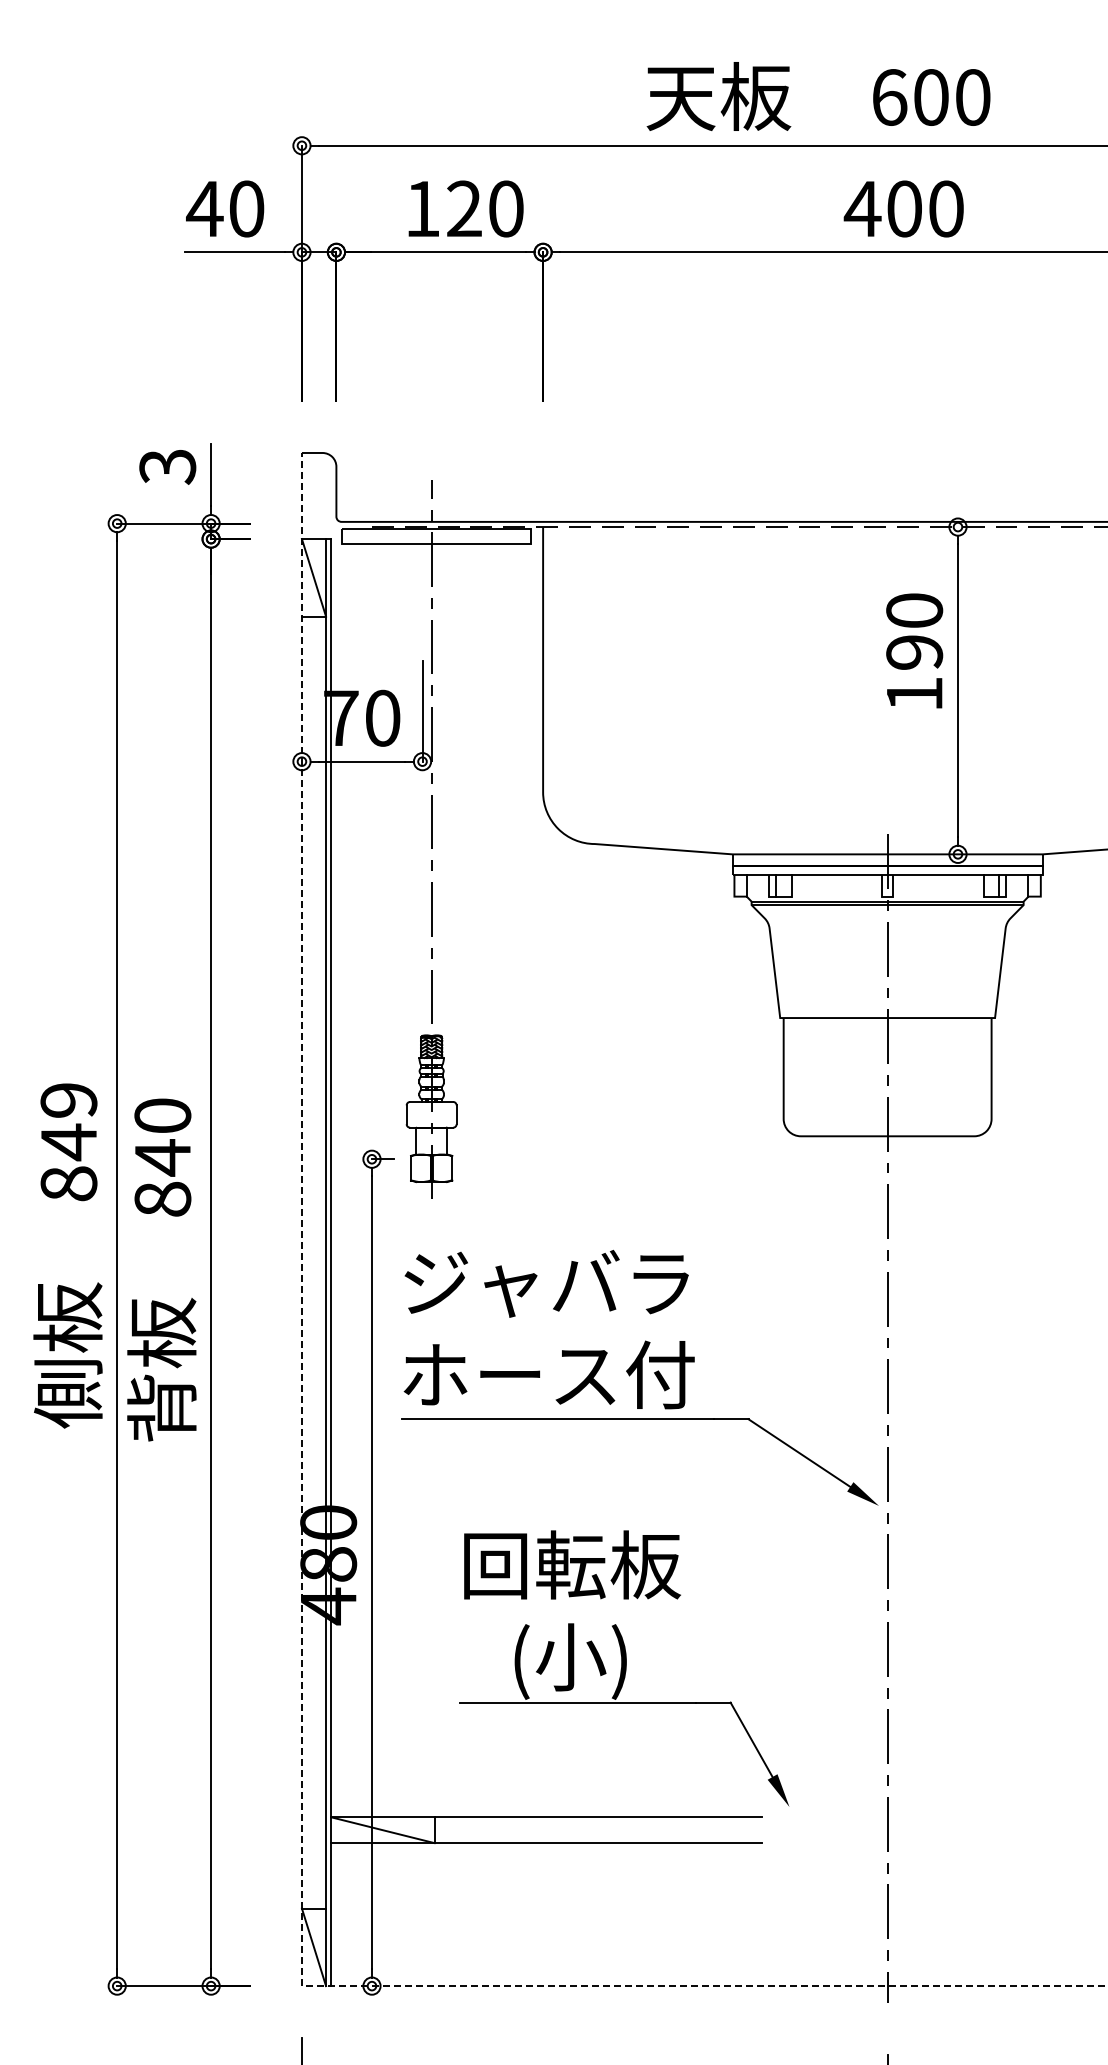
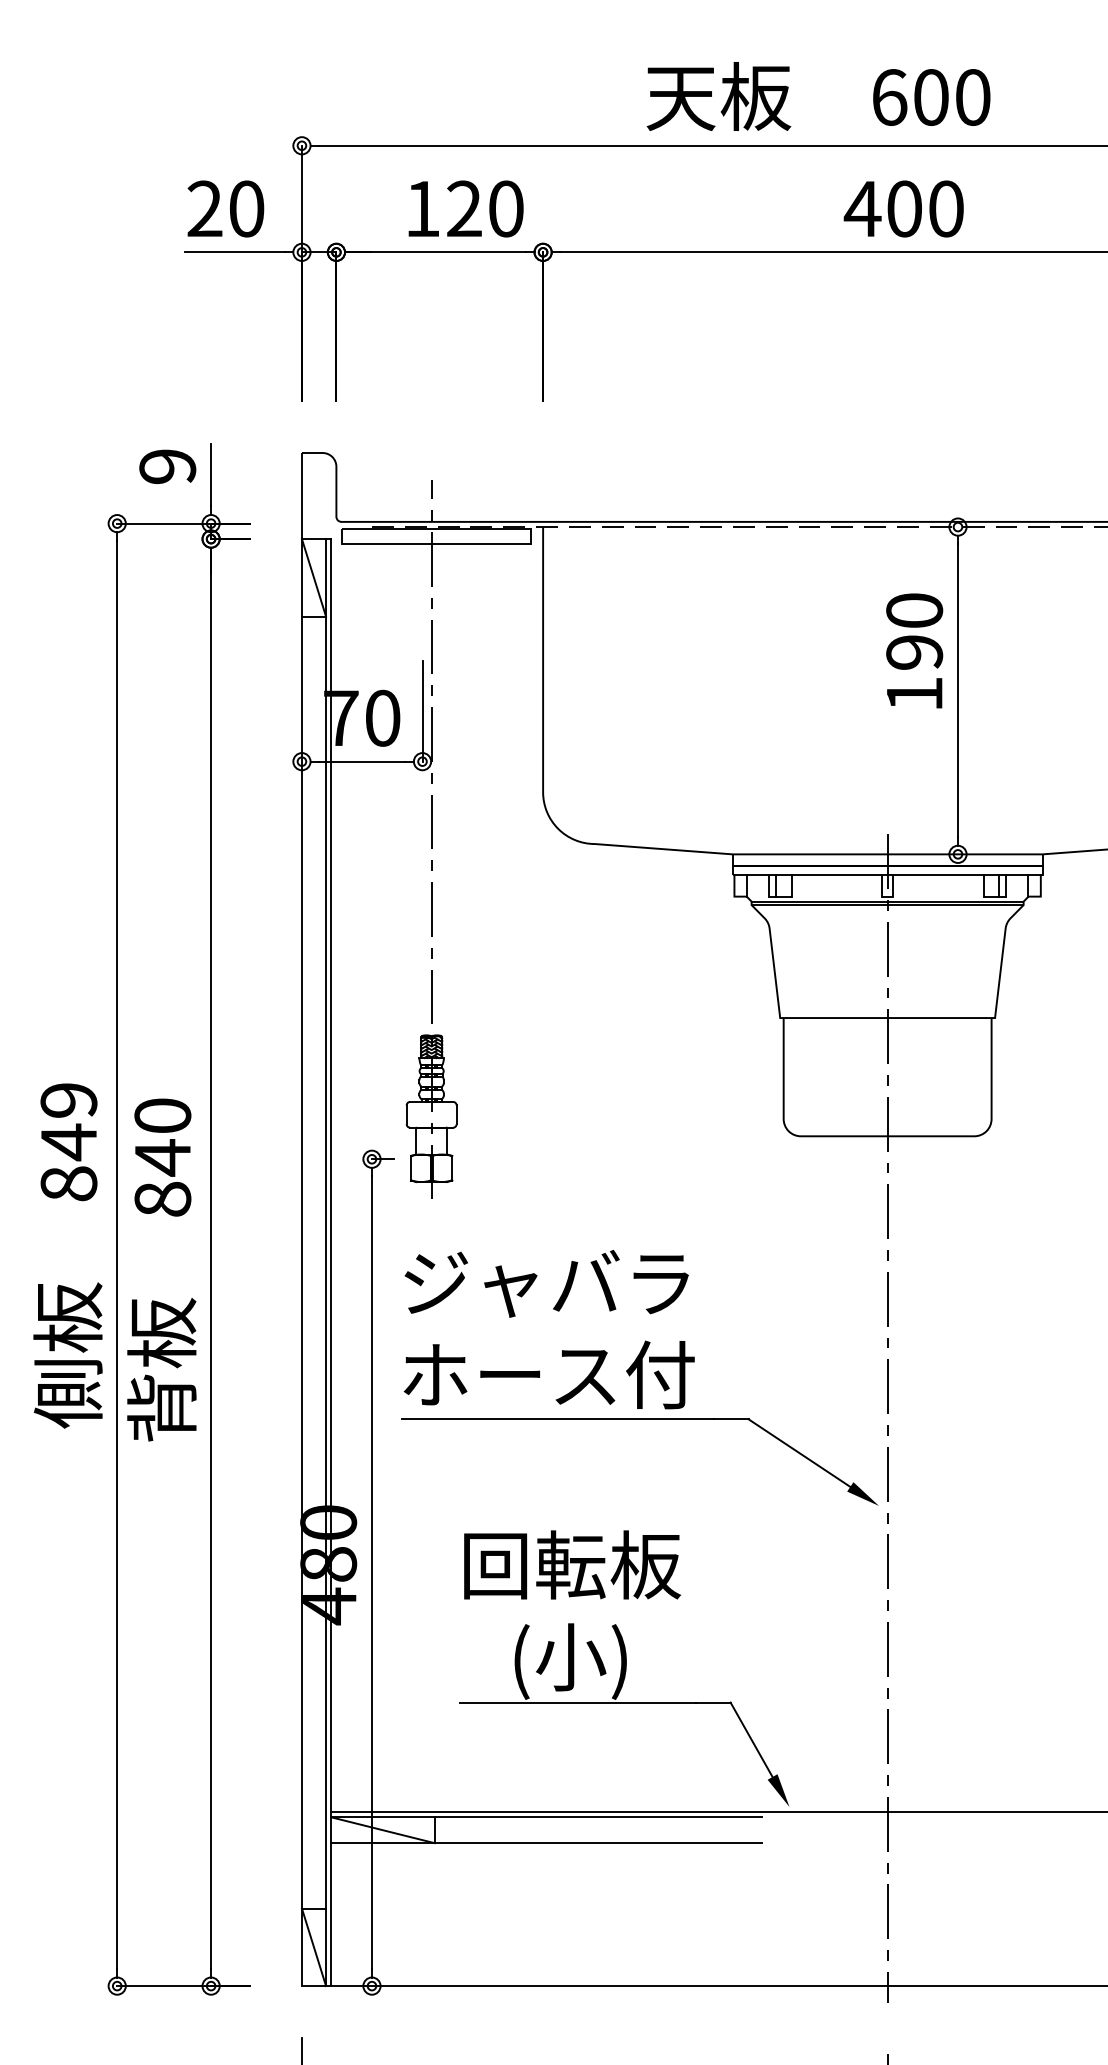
text: 40 -> 20 (204, 208)
text: 3 -> 9 (167, 466)
line: dashed -> solid (301, 1622)
line: none -> present (717, 1812)
